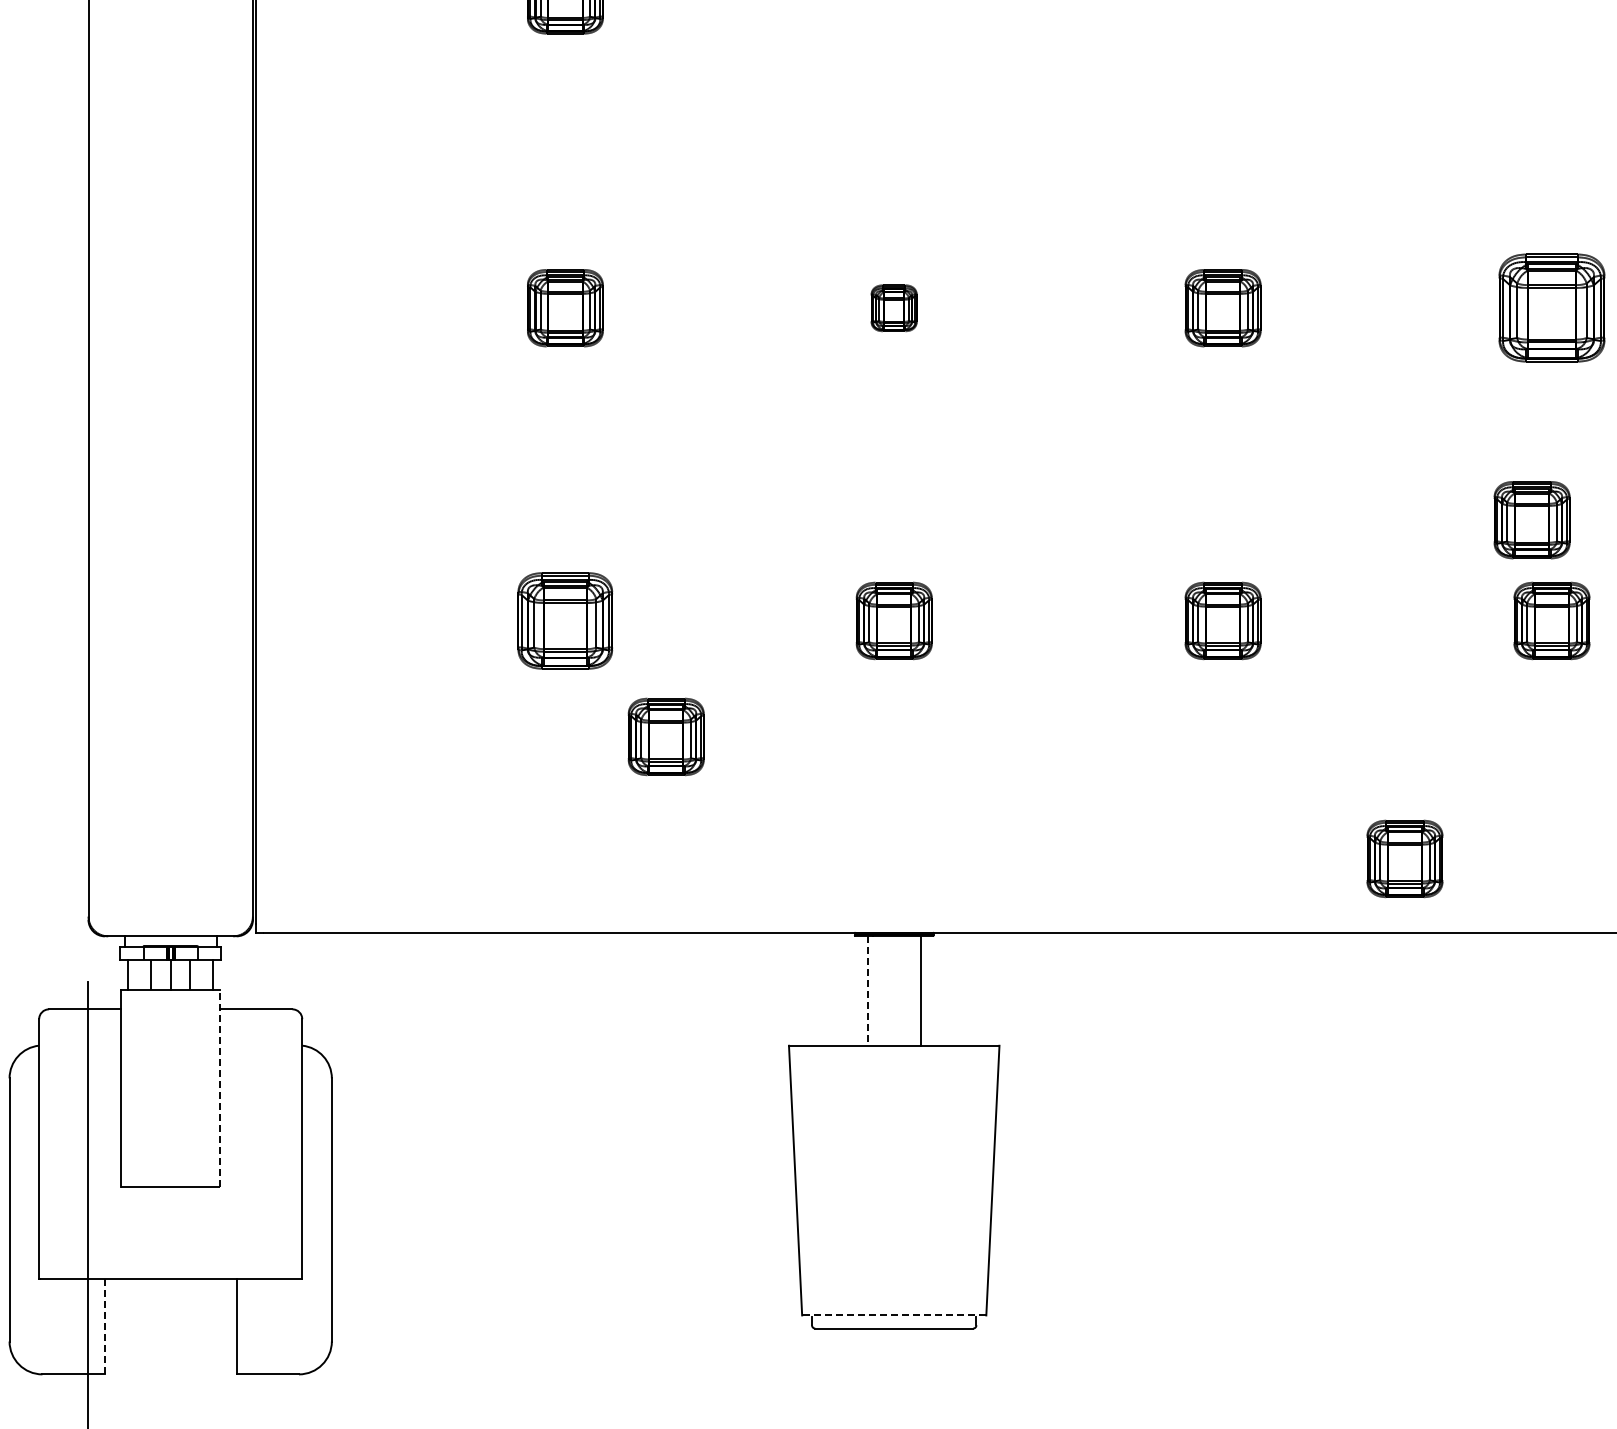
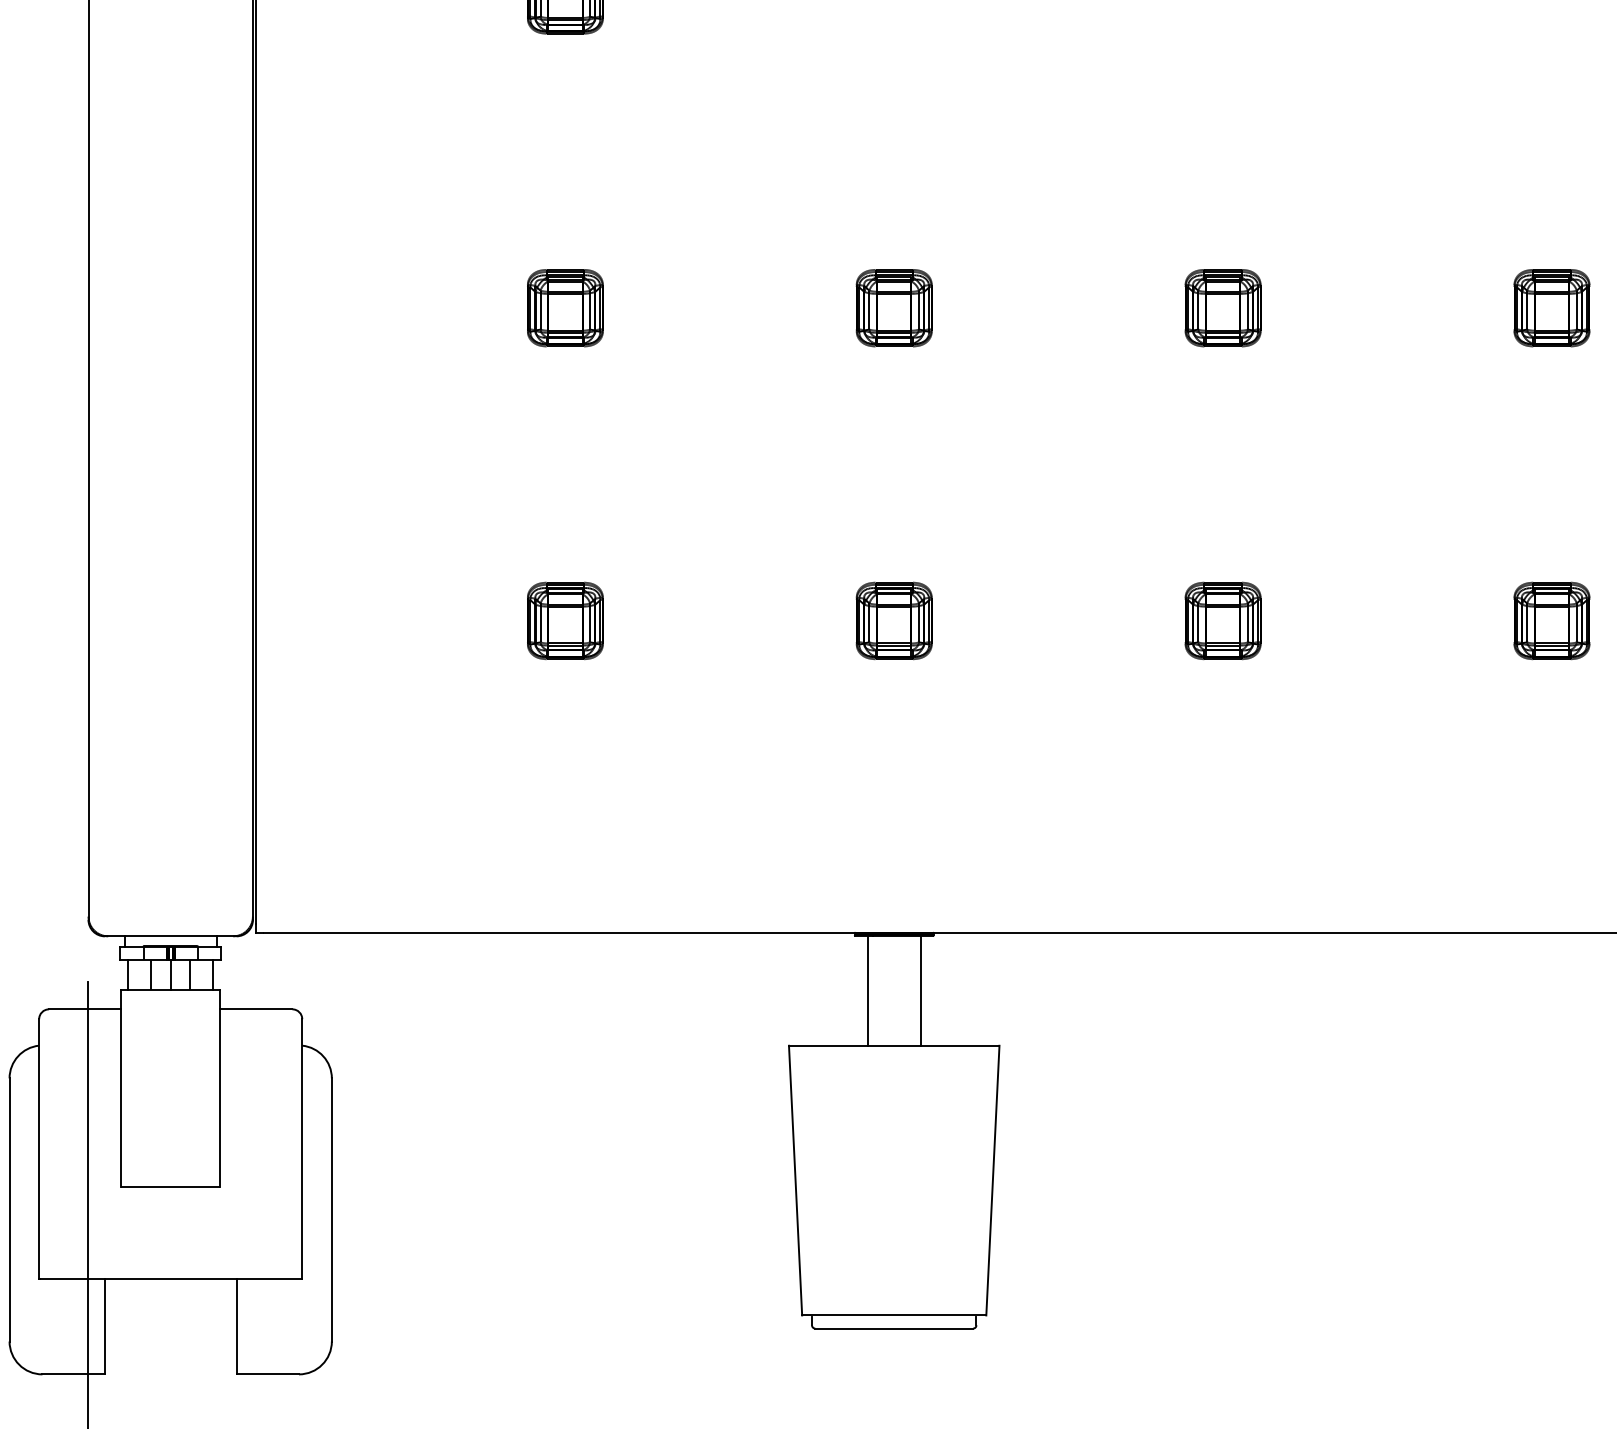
part size: 108x110 px -> 78x79 px (1551, 308)
part size: 48x49 px -> 78x79 px (893, 308)
part: present -> none (1531, 520)
part size: 97x98 px -> 77x80 px (565, 620)
part: present -> none (665, 736)
part: present -> none (1404, 858)
line: dashed -> solid (867, 990)
line: dashed -> solid (220, 1088)
line: dashed -> solid (893, 1315)
line: dashed -> solid (104, 1326)
